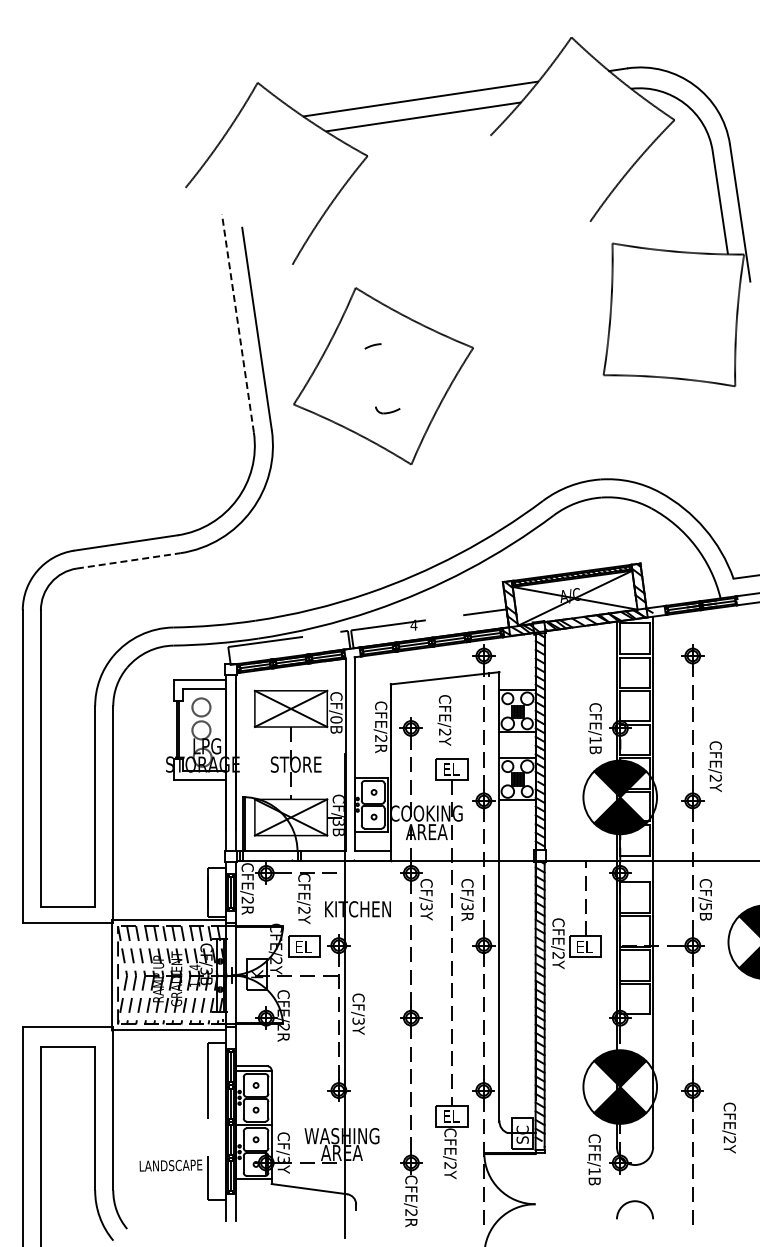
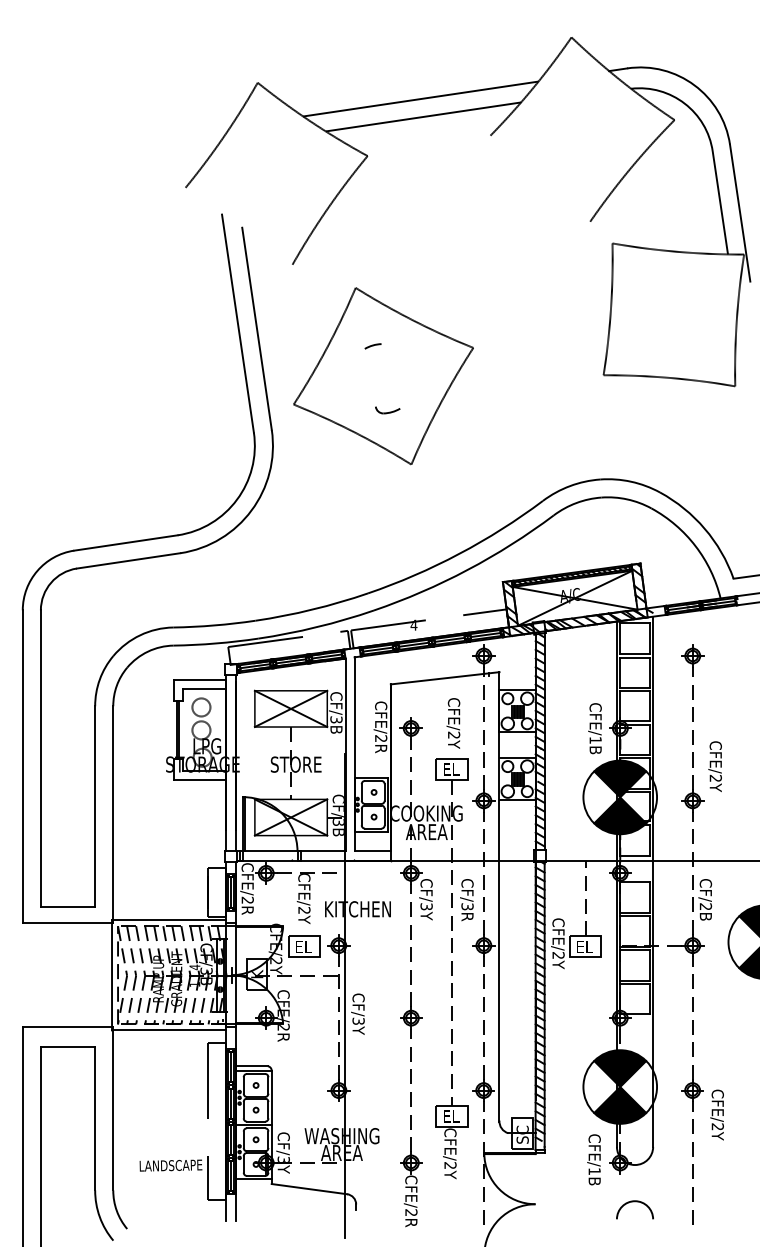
line: dashed -> solid (237, 323)
line: dashed -> solid (129, 560)
text: CF/0B -> CF/3B (336, 719)
text position: (444, 720) -> (453, 723) (453, 723)
text: CF/5B -> CF/2B (705, 906)
text position: (728, 1127) -> (716, 1114) (716, 1114)
